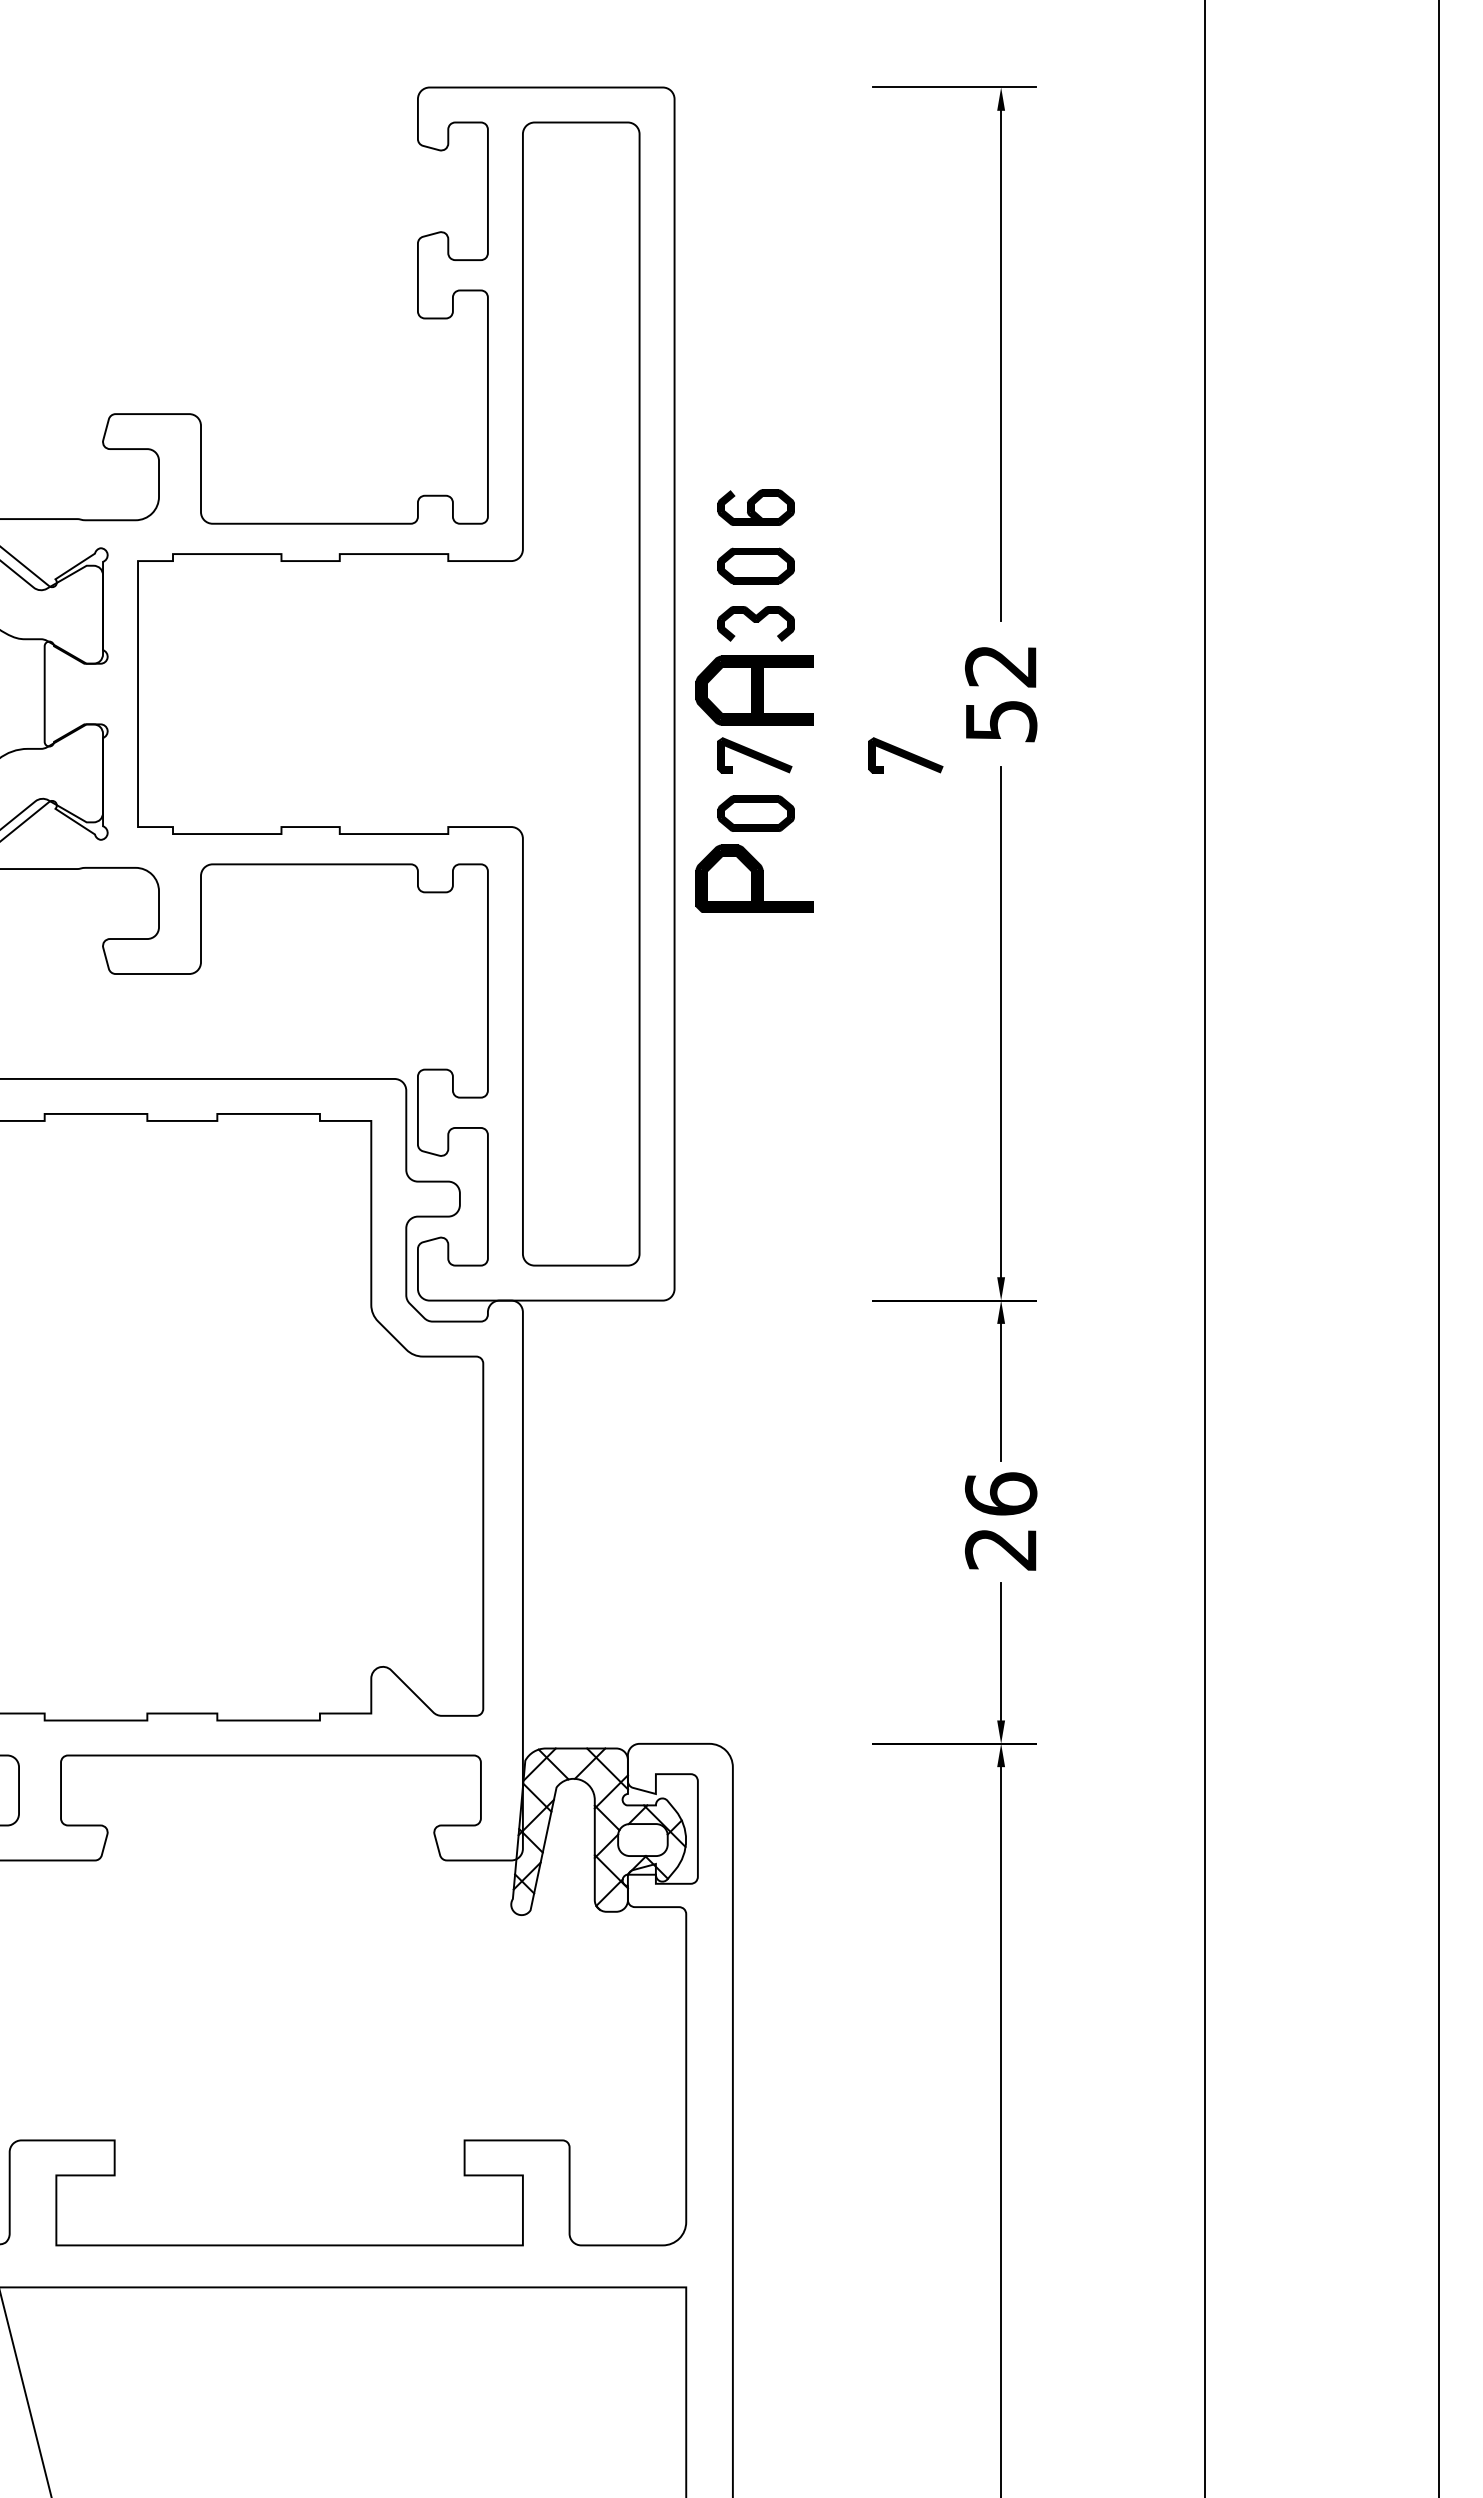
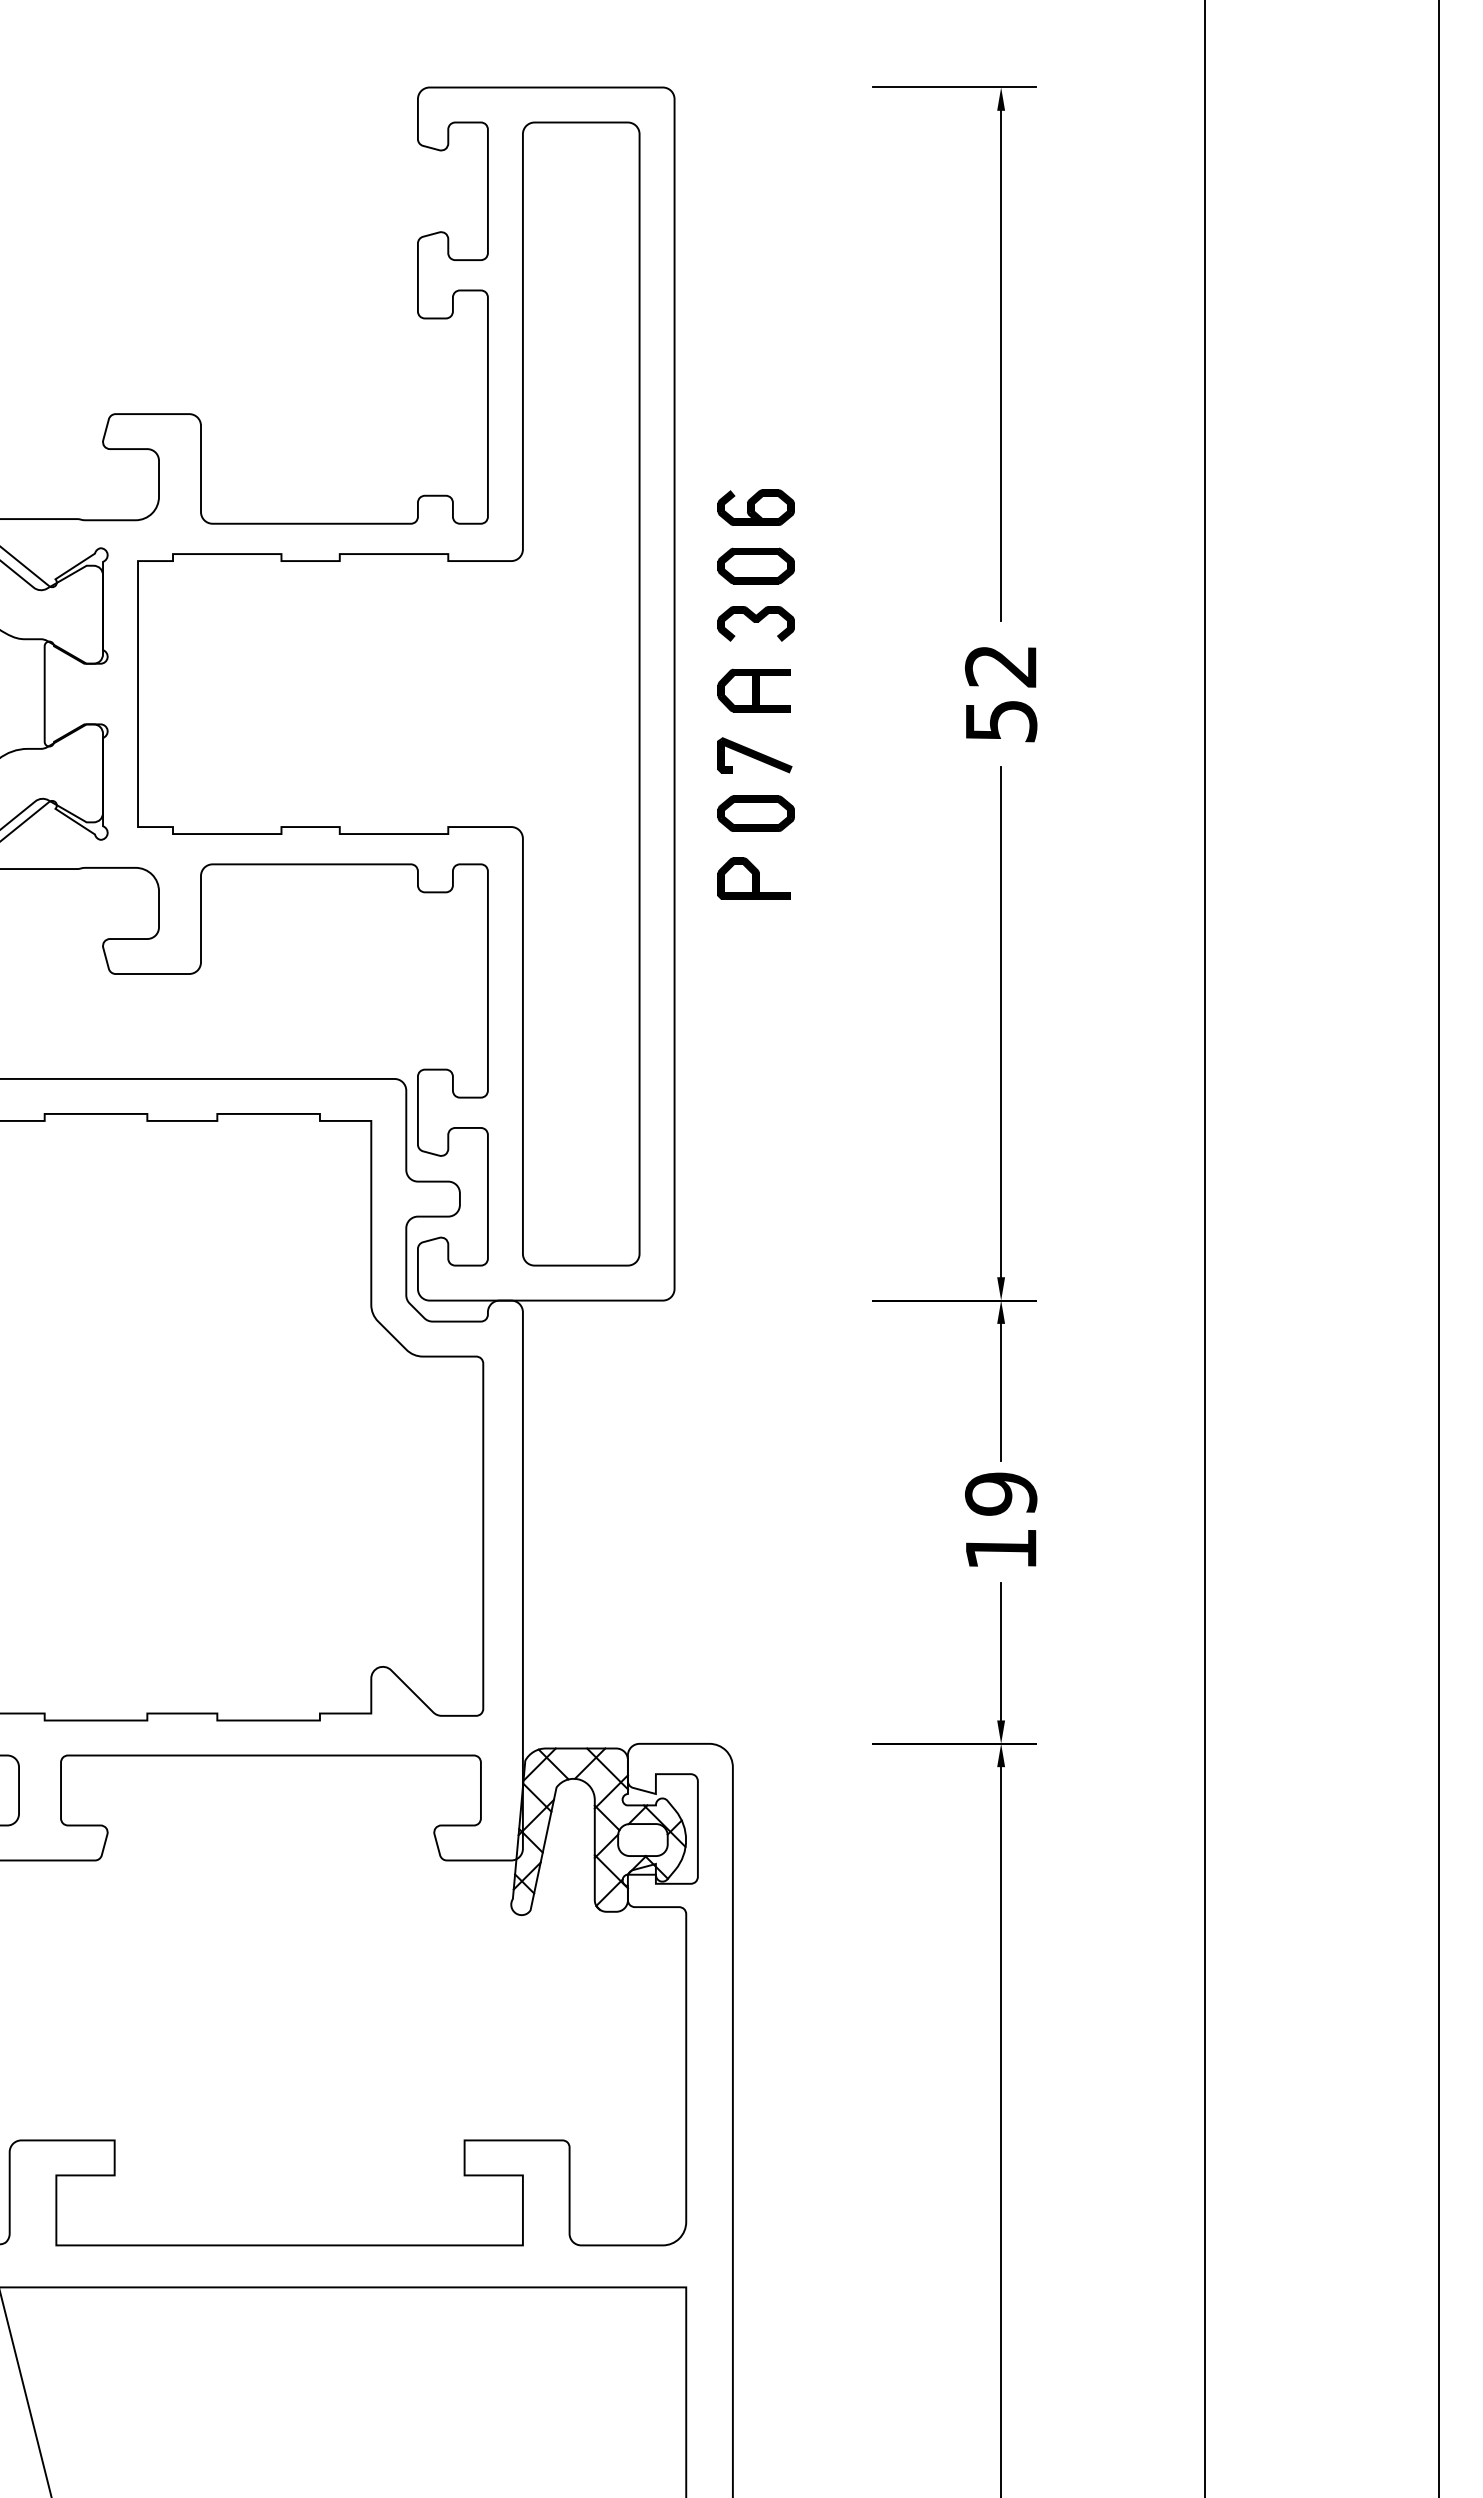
part size: 119x71 px -> 74x45 px (753, 690)
part: present -> none (905, 755)
part size: 119x69 px -> 74x43 px (753, 878)
text: 26 -> 19 (1001, 1521)
